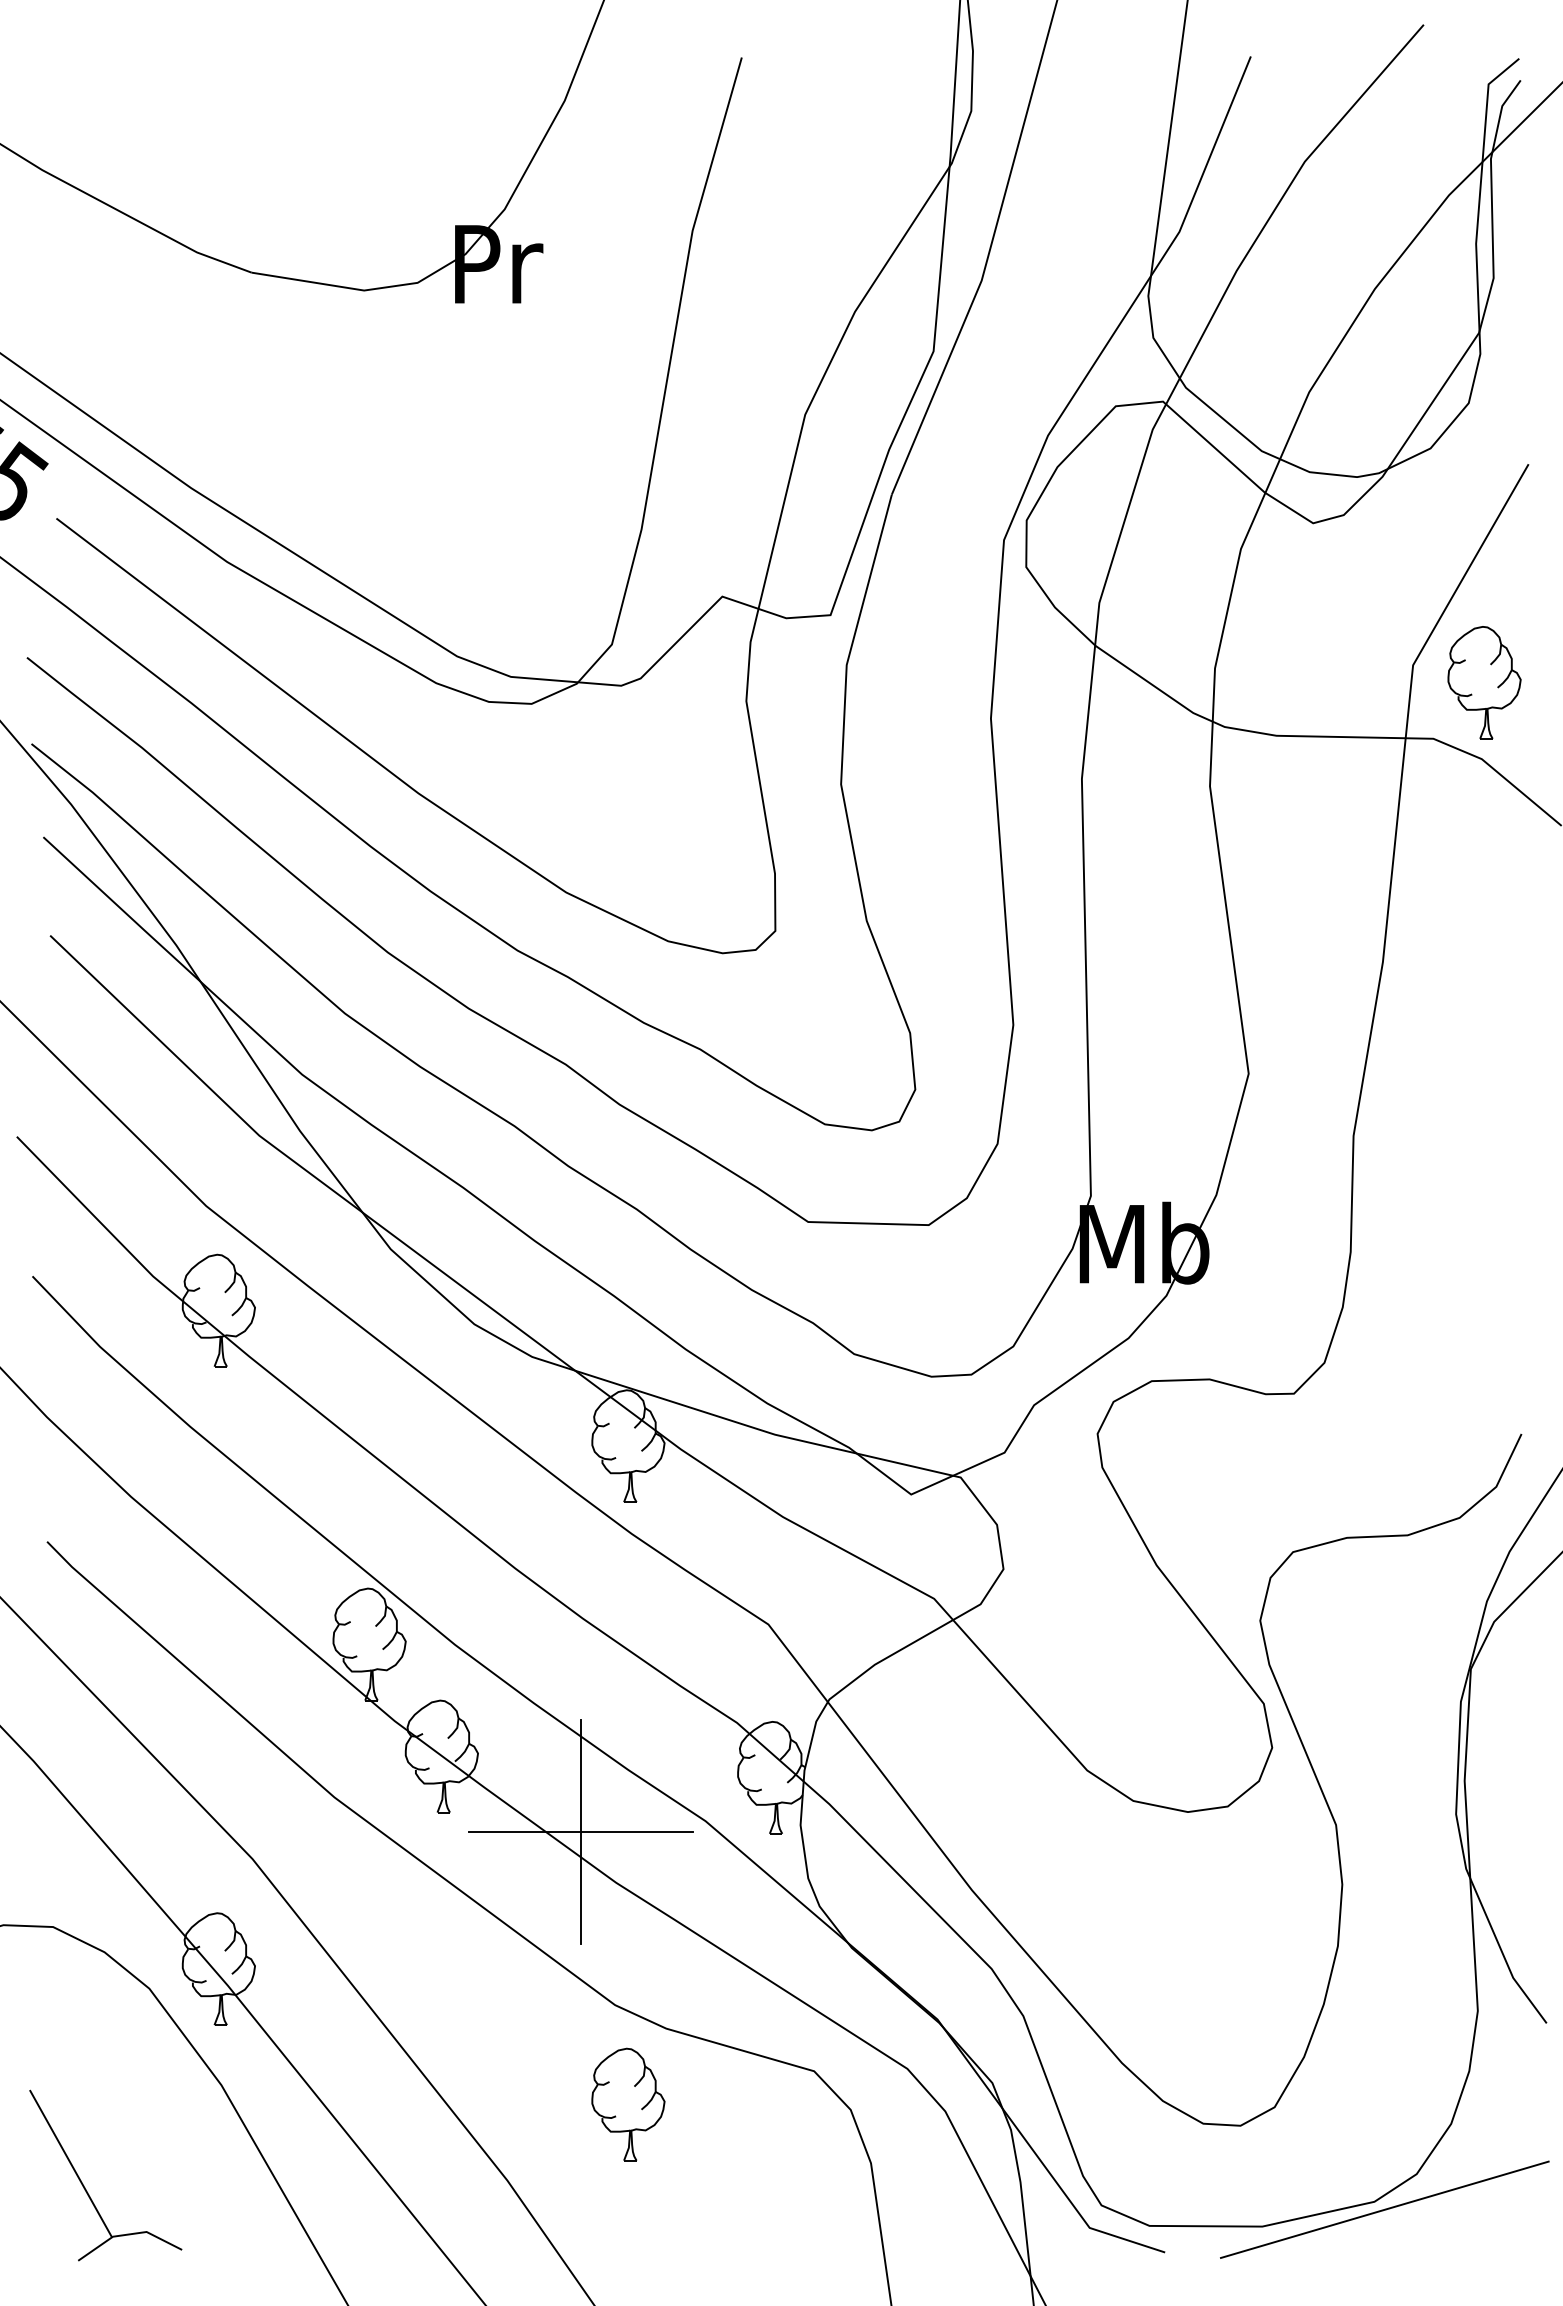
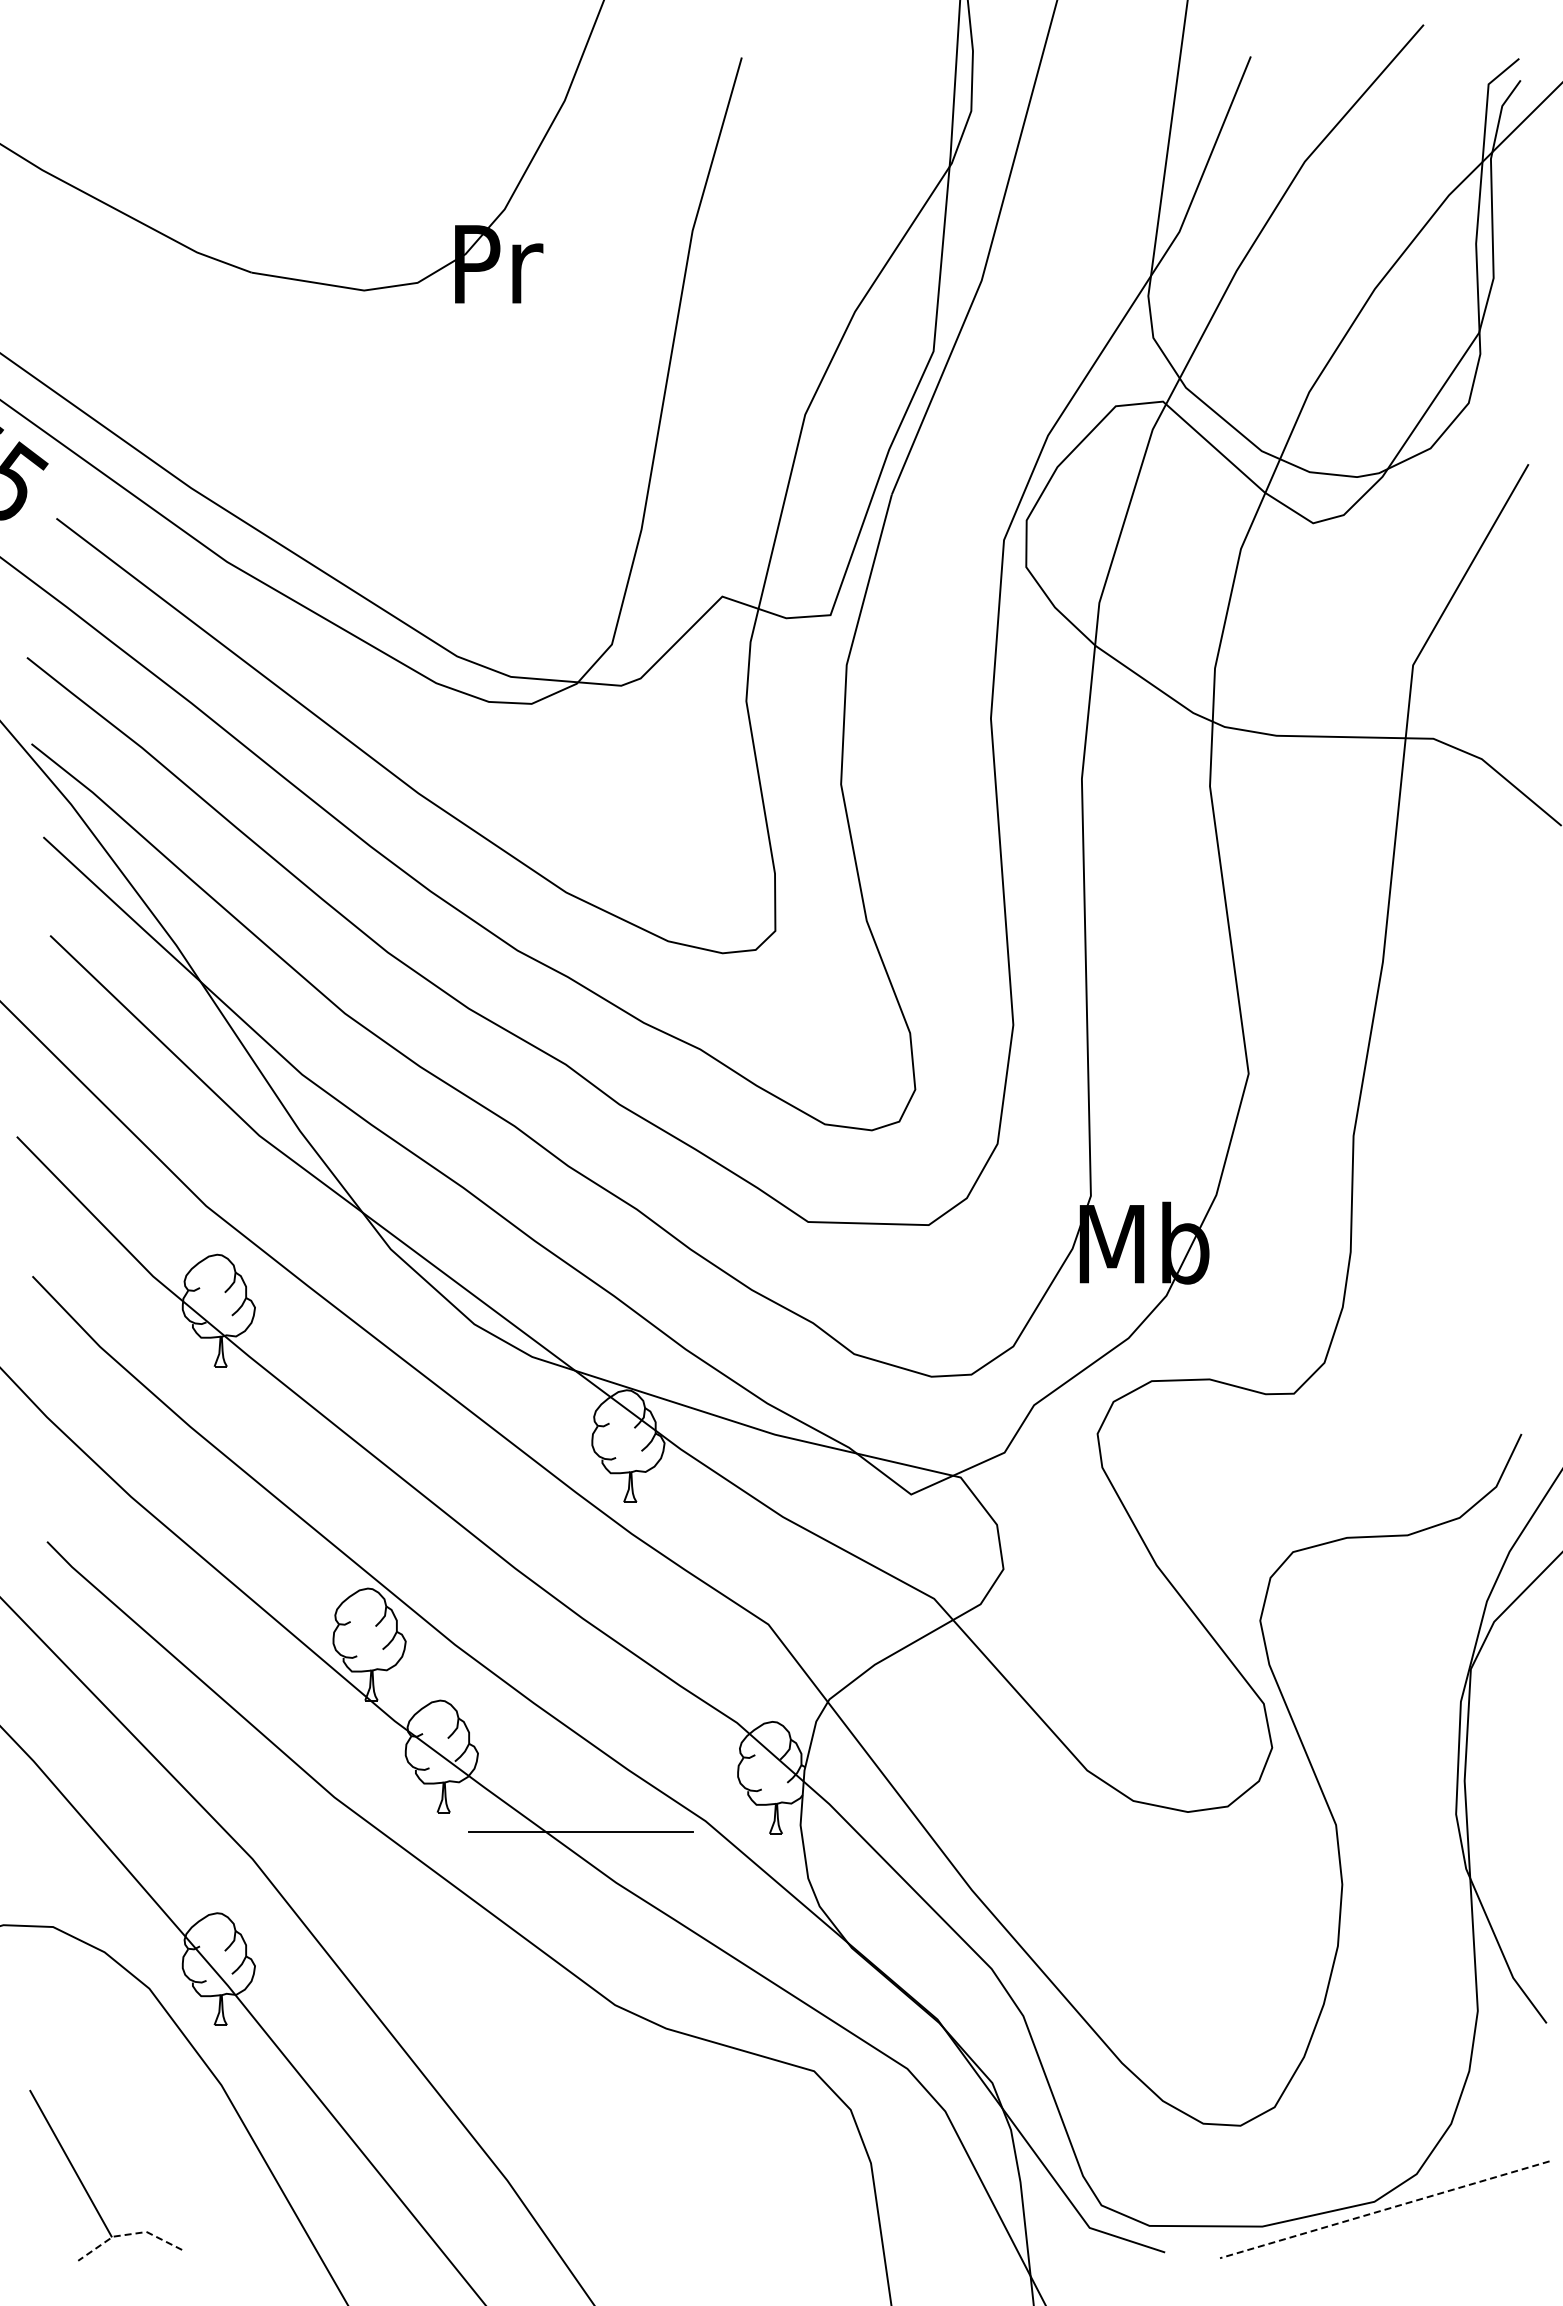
part: present -> none (1484, 682)
line: present -> none (581, 1831)
part: present -> none (628, 2104)
line: solid -> dashed (1384, 2209)
line: solid -> dashed (128, 2234)
